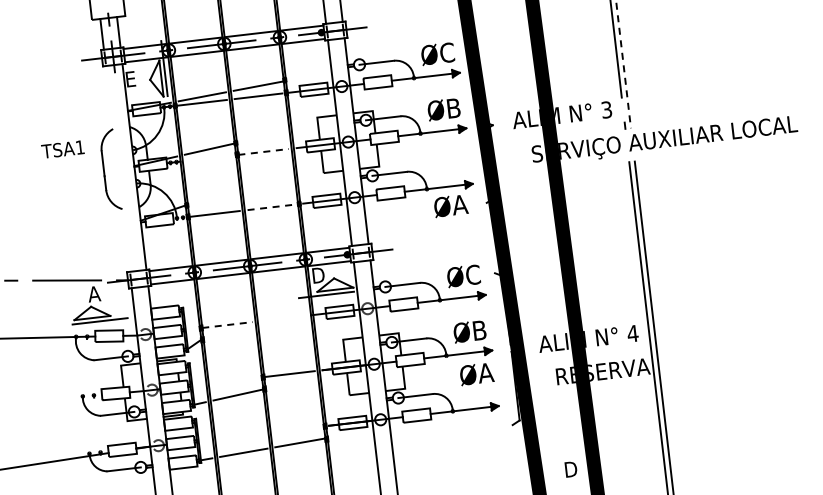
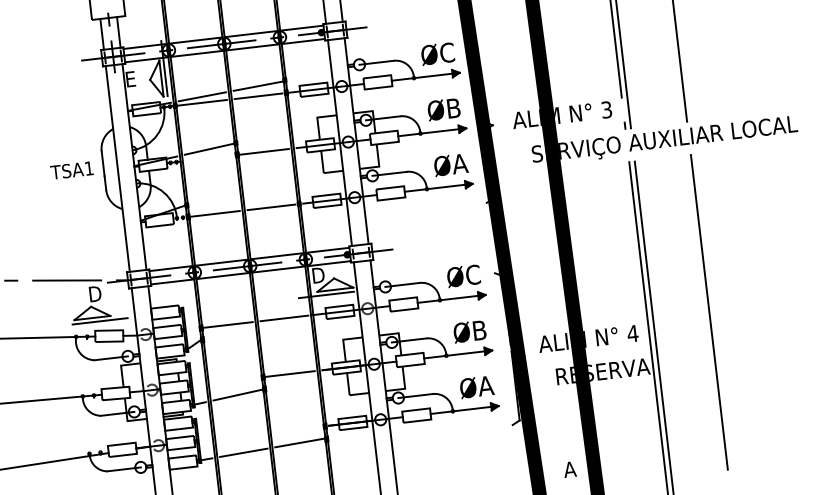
line: none -> present (680, 61)
line: dashed -> solid (623, 64)
text position: (62, 149) -> (71, 170) (71, 170)
line: dashed -> solid (264, 151)
line: none -> present (117, 168)
text position: (451, 206) -> (451, 165) (451, 165)
line: dashed -> solid (271, 207)
text: A -> D (94, 294)
line: none -> present (708, 312)
line: none -> present (284, 318)
line: dashed -> solid (228, 324)
text position: (477, 374) -> (477, 387) (477, 387)
line: none -> present (51, 398)
text: D -> A (570, 469)
